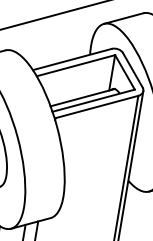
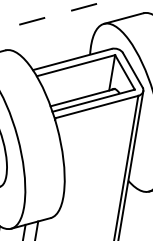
line: solid -> dashed (55, 14)
